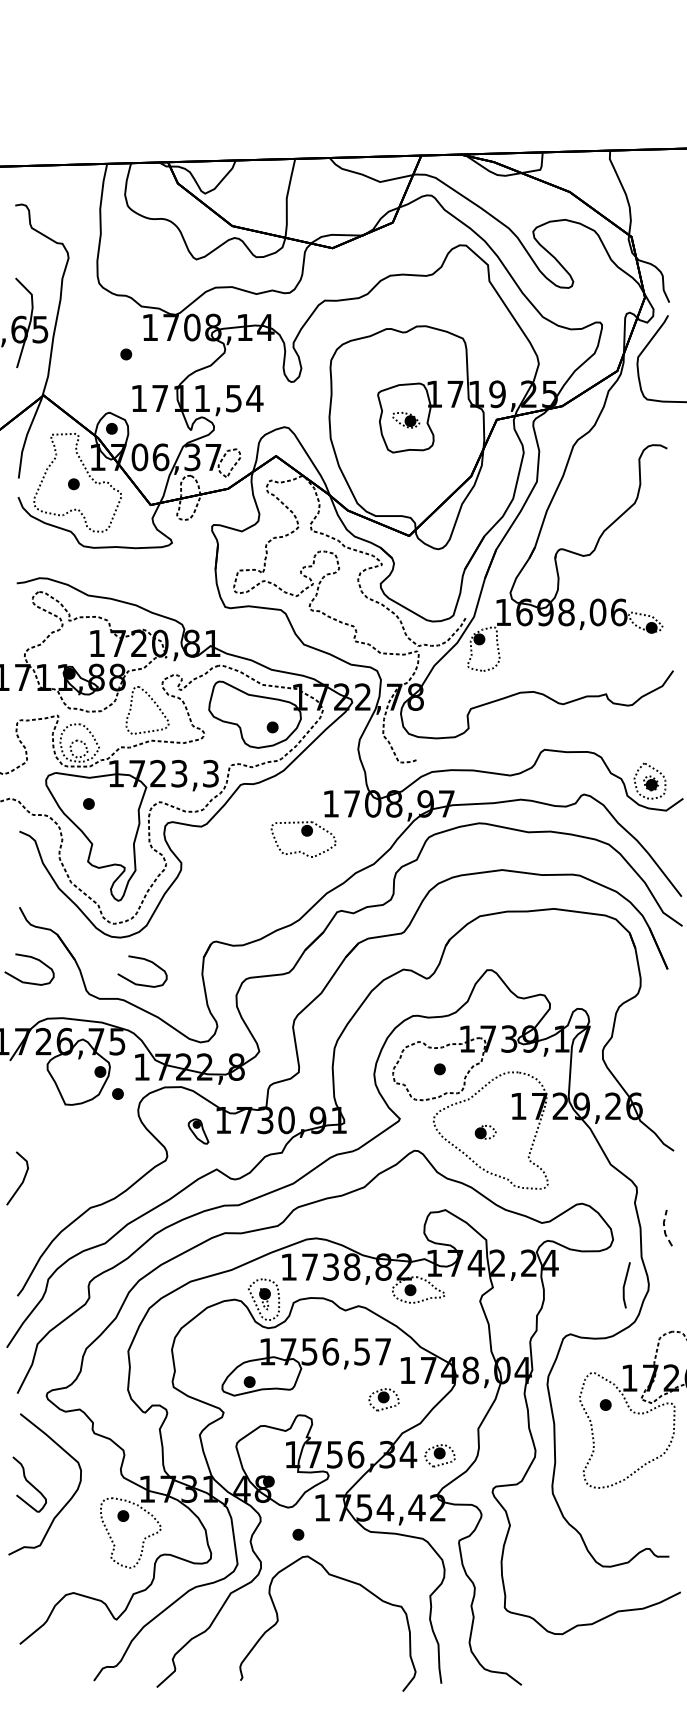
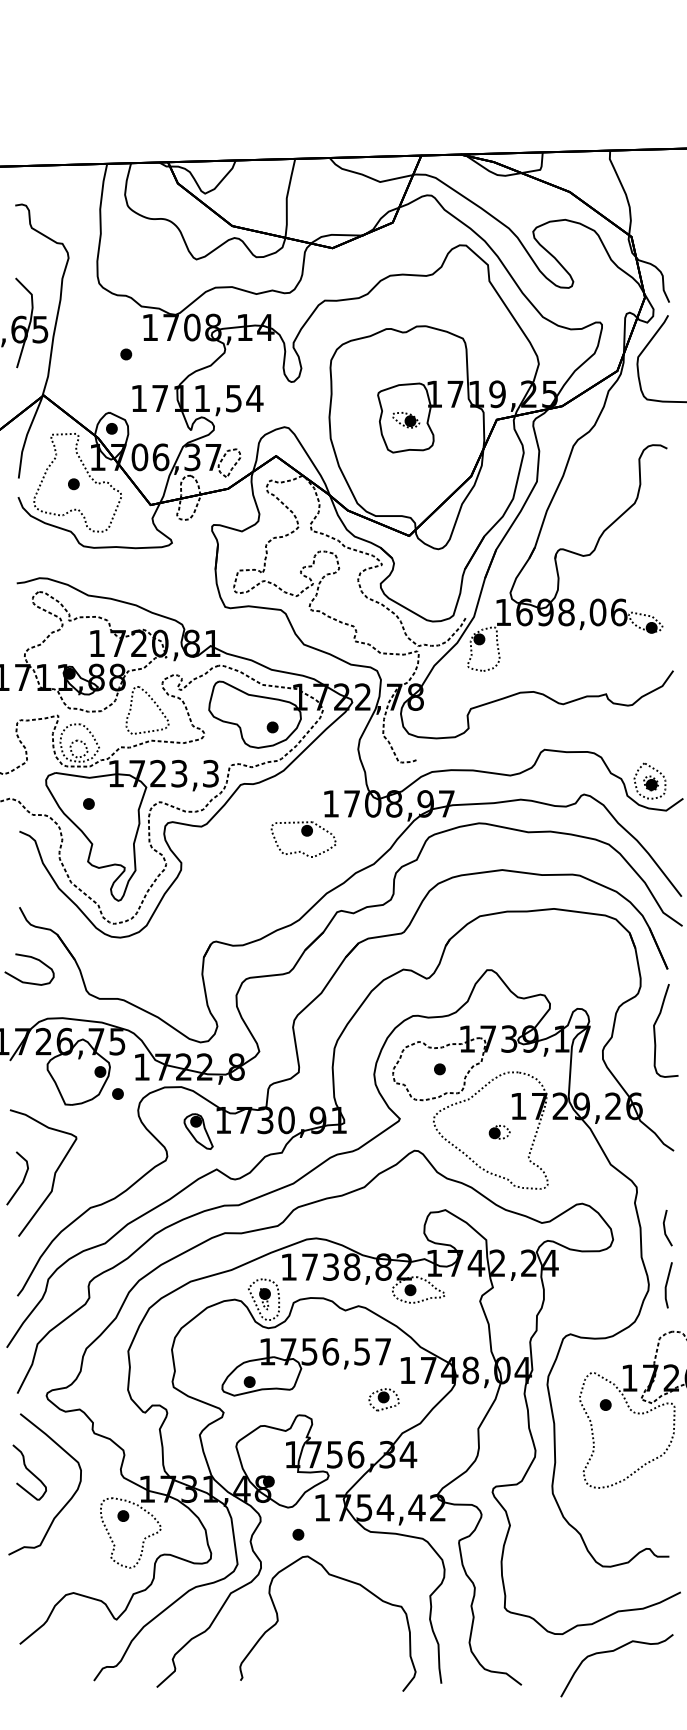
curve: present -> none (144, 960)
curve: none -> present (655, 1030)
part size: 23x27 px -> 31x37 px (198, 1131)
part position: (485, 1132) -> (499, 1132) (499, 1132)
curve: none -> present (53, 1176)
line: dashed -> solid (664, 1228)
line position: (625, 1285) -> (667, 1285) (667, 1285)
part: present -> none (439, 1455)
curve position: (29, 1484) -> (29, 1472) (29, 1472)
curve: none -> present (614, 1651)
